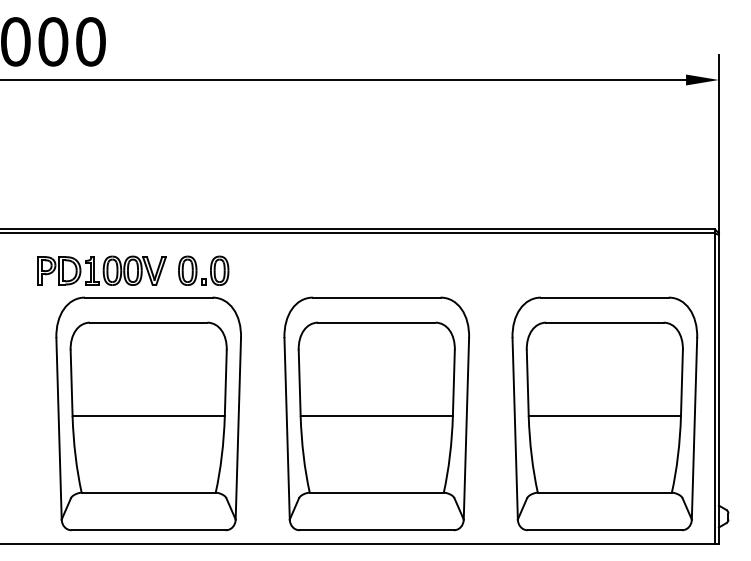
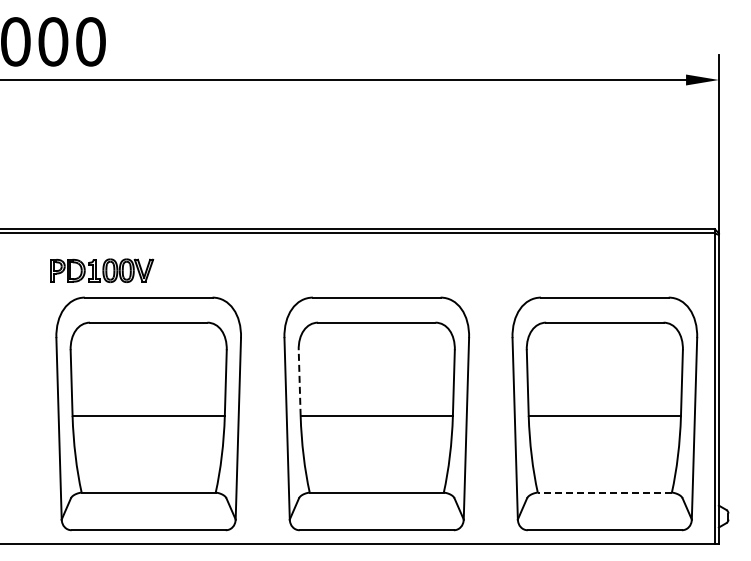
part size: 130x31 px -> 105x25 px (102, 270)
part: present -> none (203, 270)
line: solid -> dashed (299, 383)
line: solid -> dashed (604, 492)
